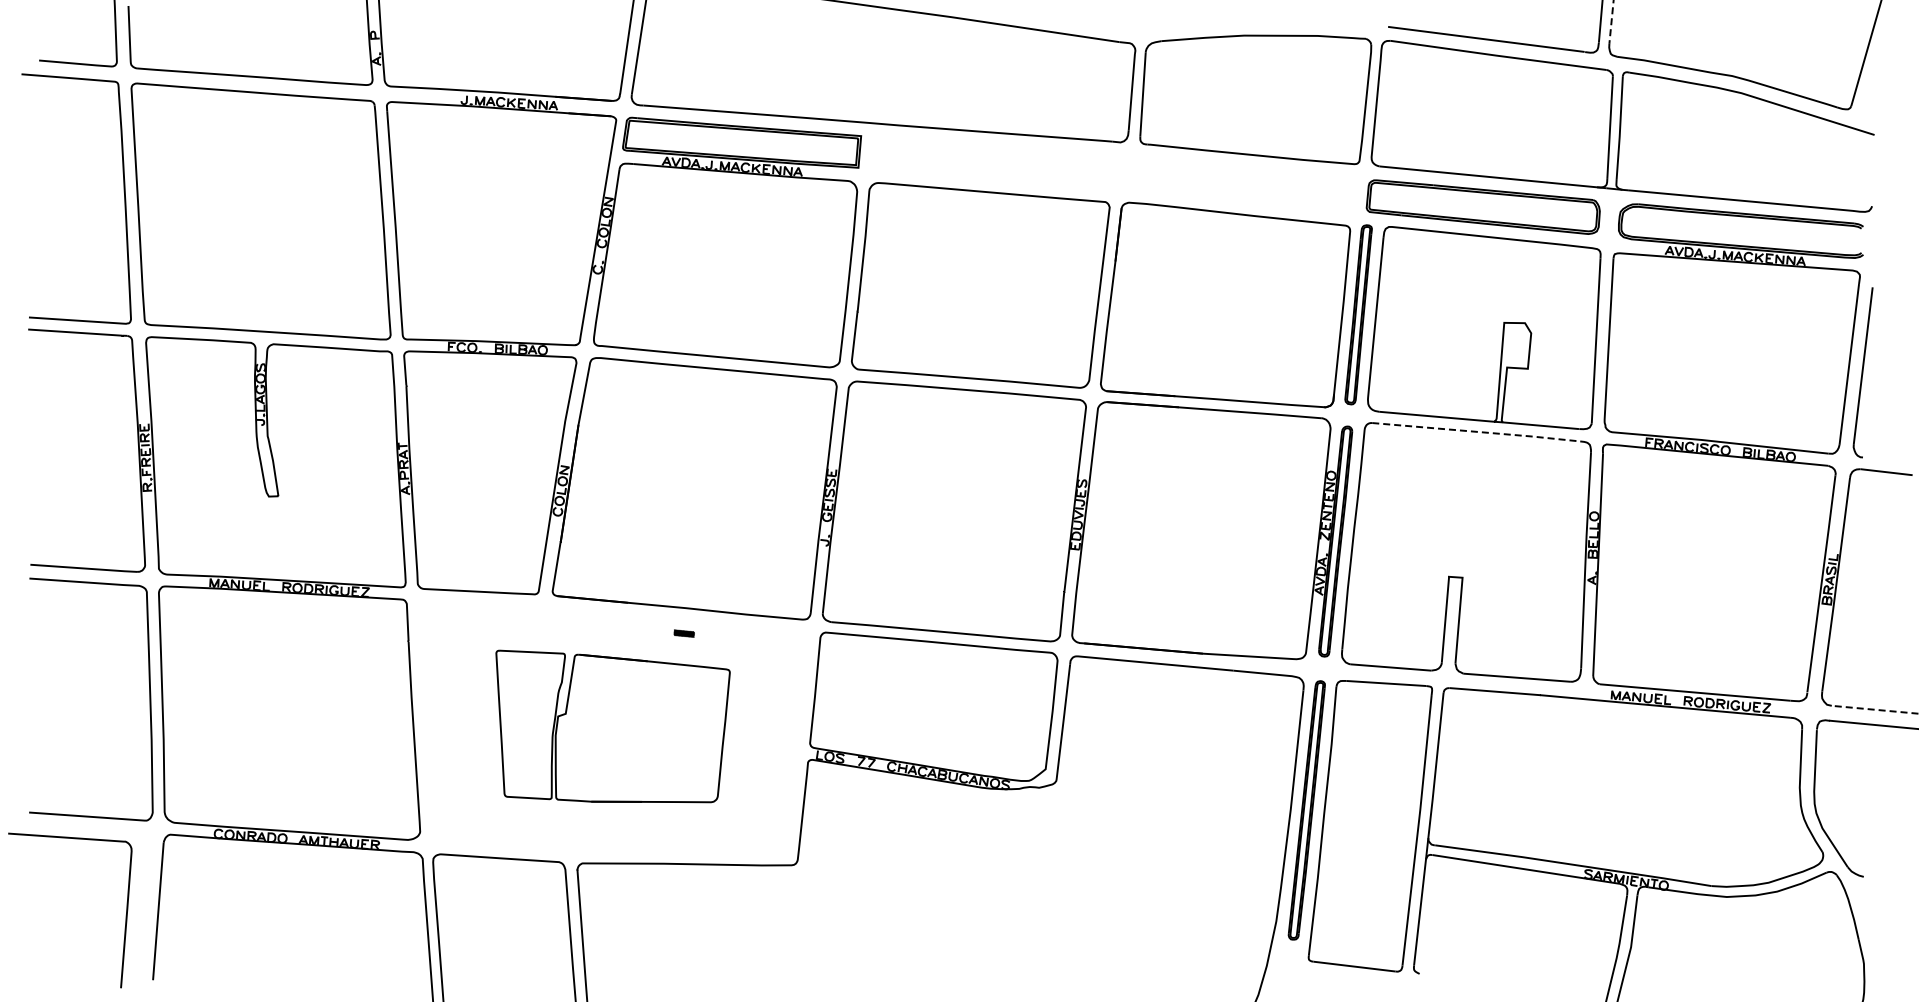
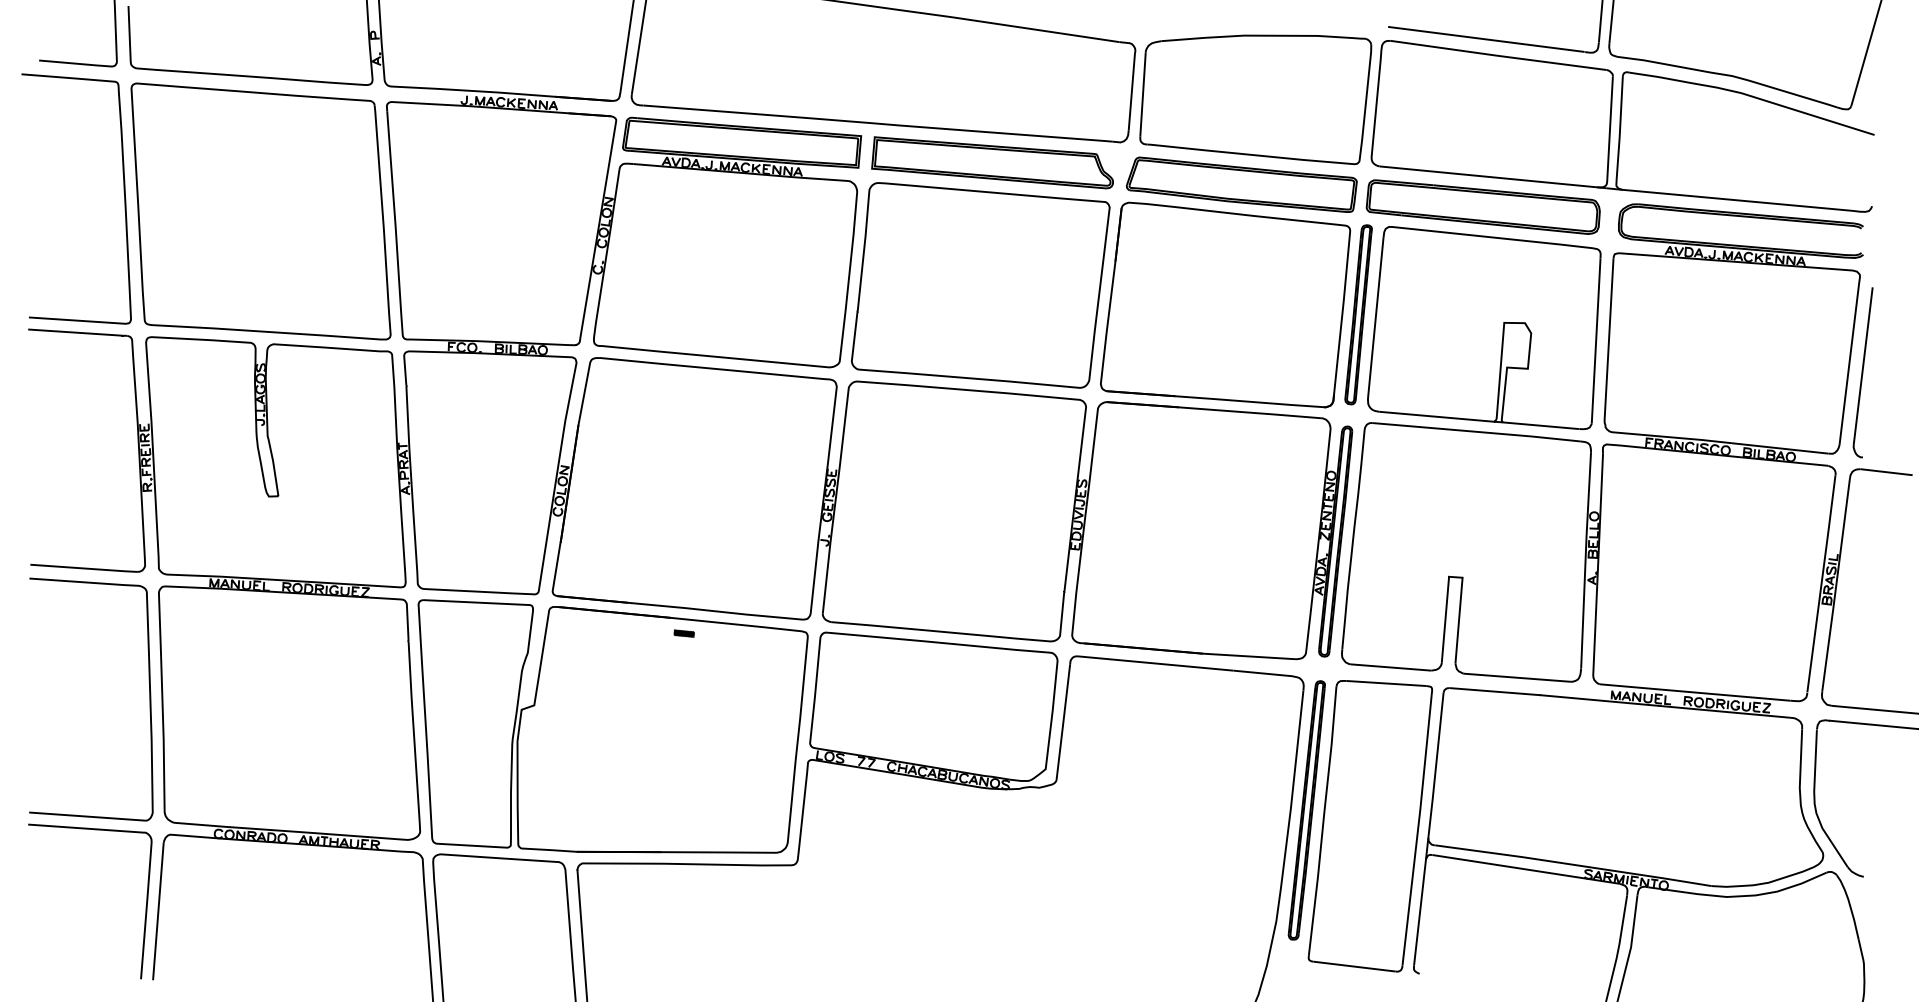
line: dashed -> solid (1611, 22)
part: none -> present (992, 162)
part: none -> present (1241, 184)
line: dashed -> solid (1477, 431)
line: dashed -> solid (1874, 709)
part size: 236x155 px -> 392x255 px (612, 726)
curve position: (125, 915) -> (145, 906) (145, 906)
